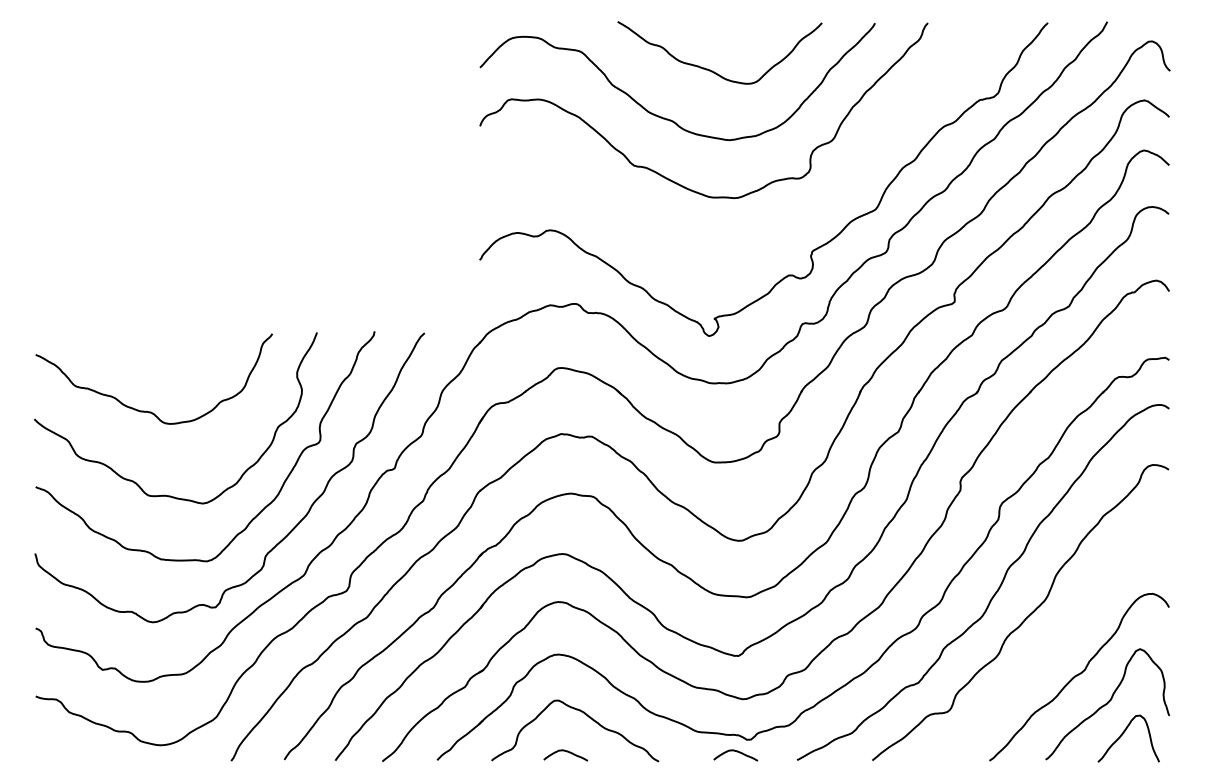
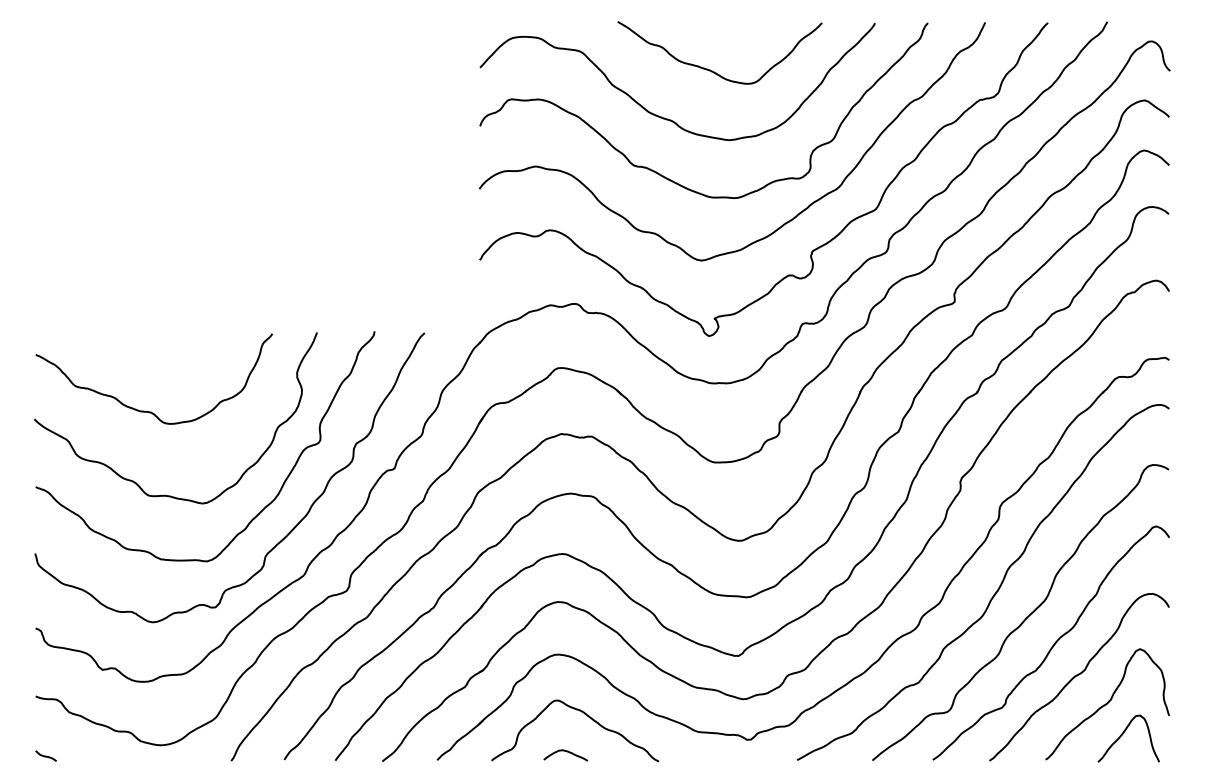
curve: none -> present (783, 223)
curve: none -> present (1053, 644)
curve: present -> none (736, 752)
curve: none -> present (45, 755)
